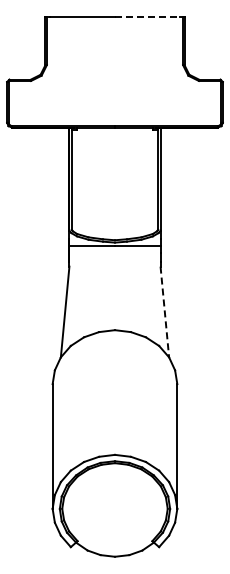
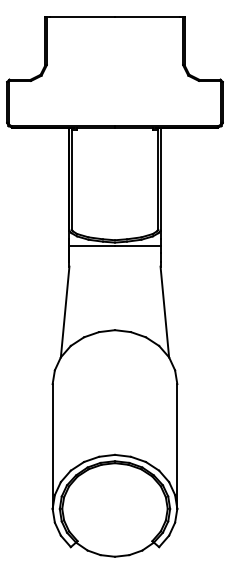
line: dashed -> solid (147, 17)
line: dashed -> solid (164, 312)
